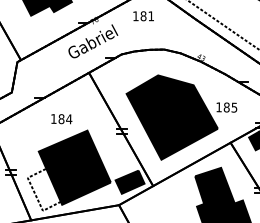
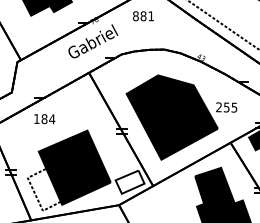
text: 181 -> 881 (135, 16)
text: 185 -> 255 (222, 107)
text position: (61, 119) -> (44, 119) (44, 119)
fill: present -> none (129, 181)
